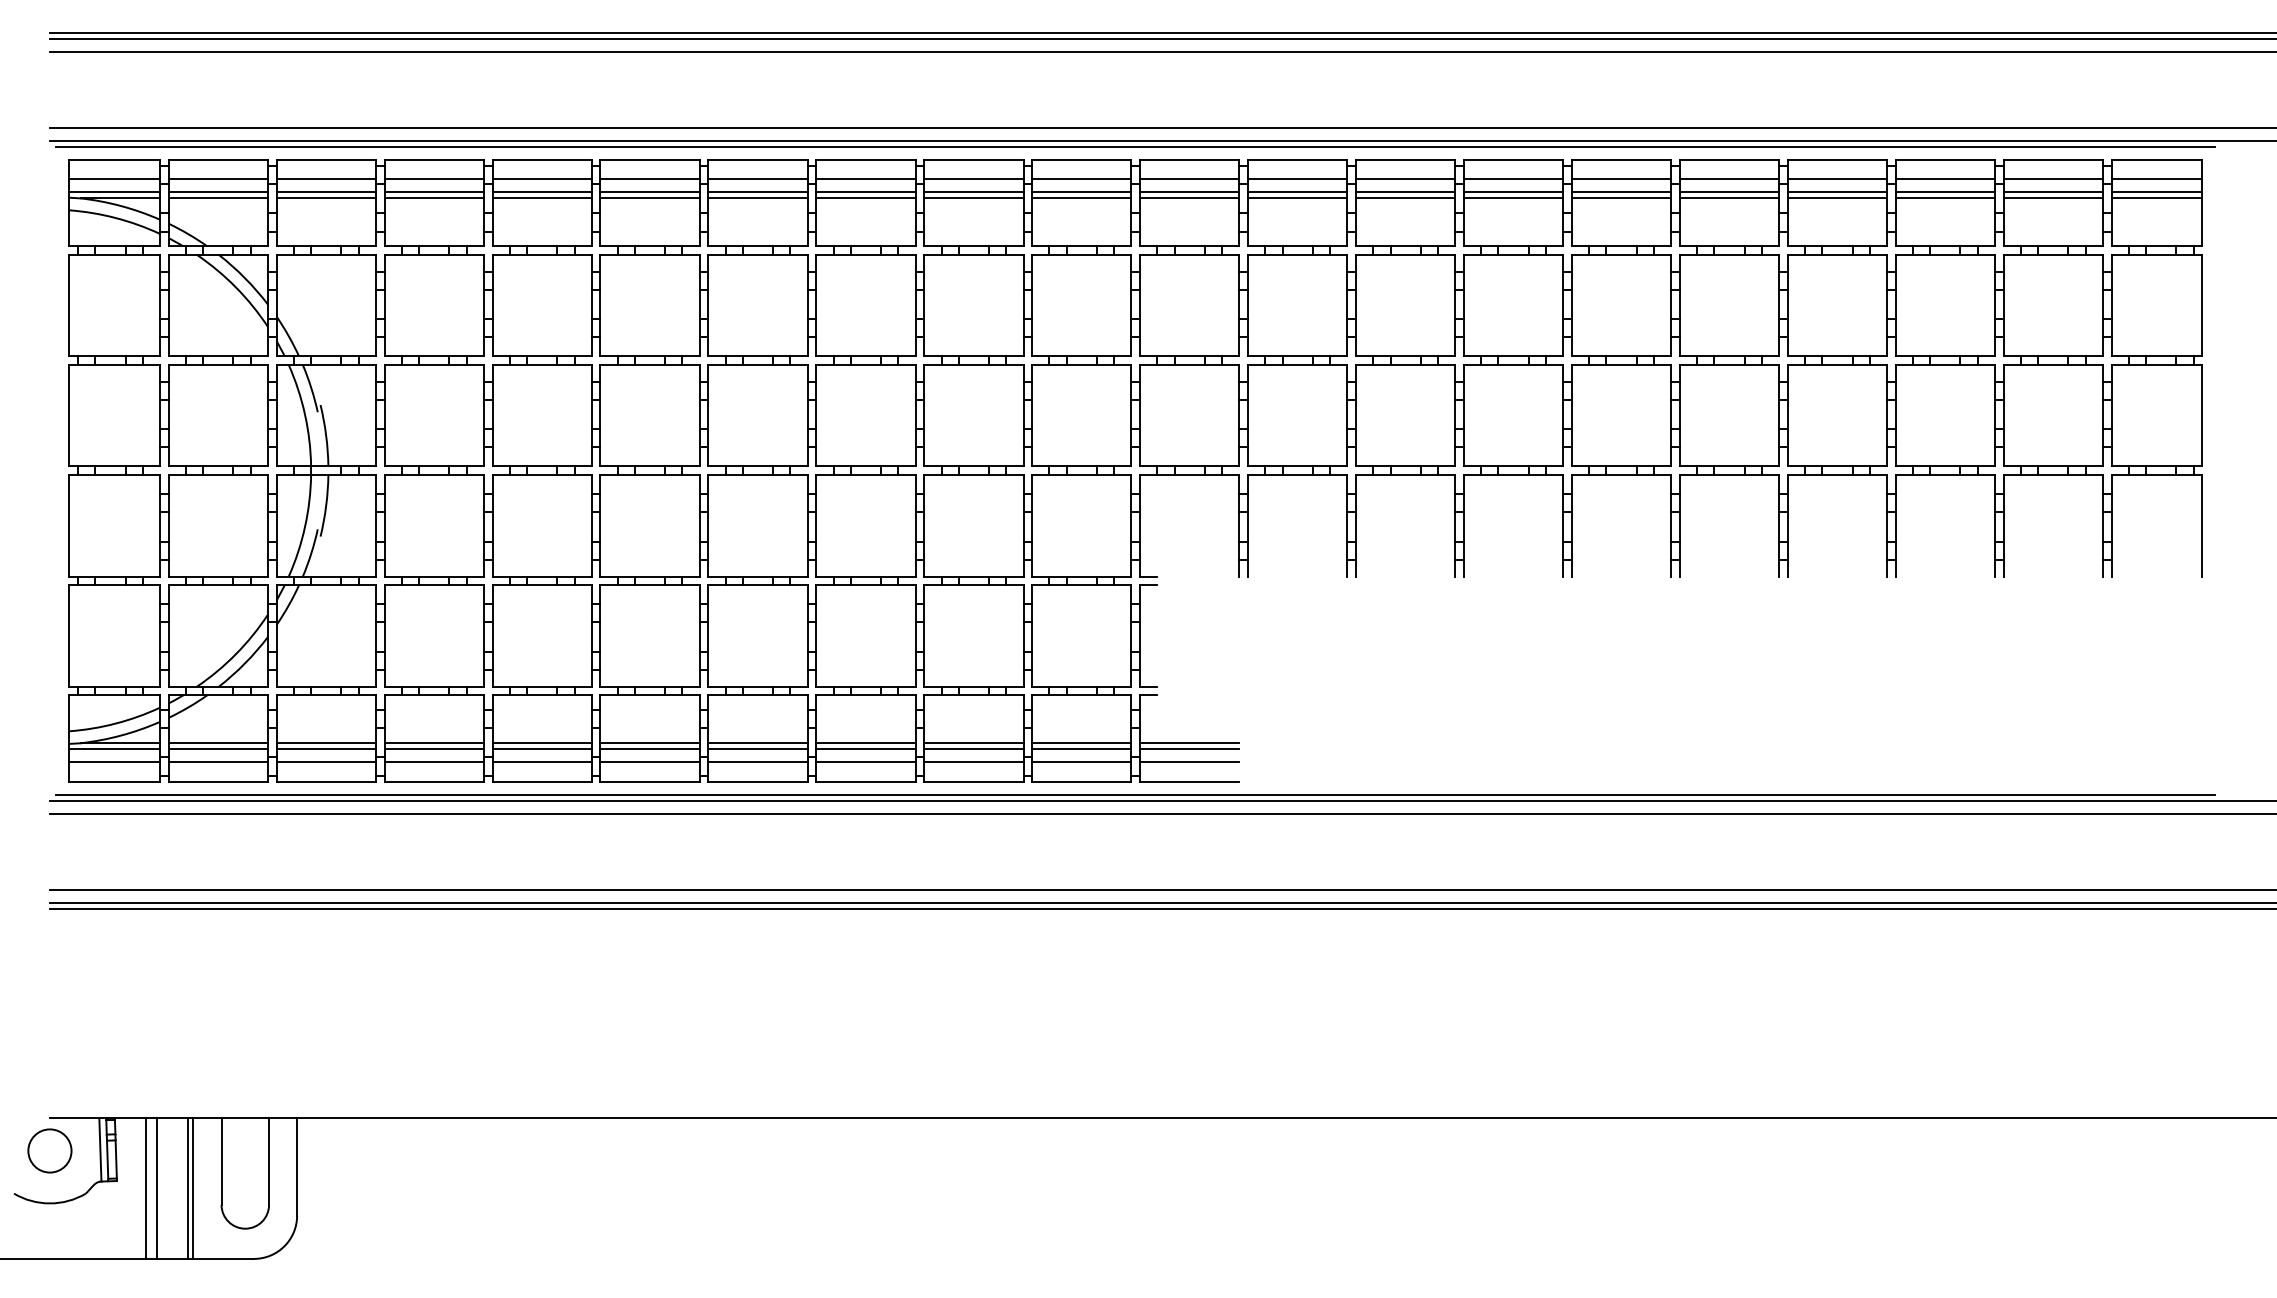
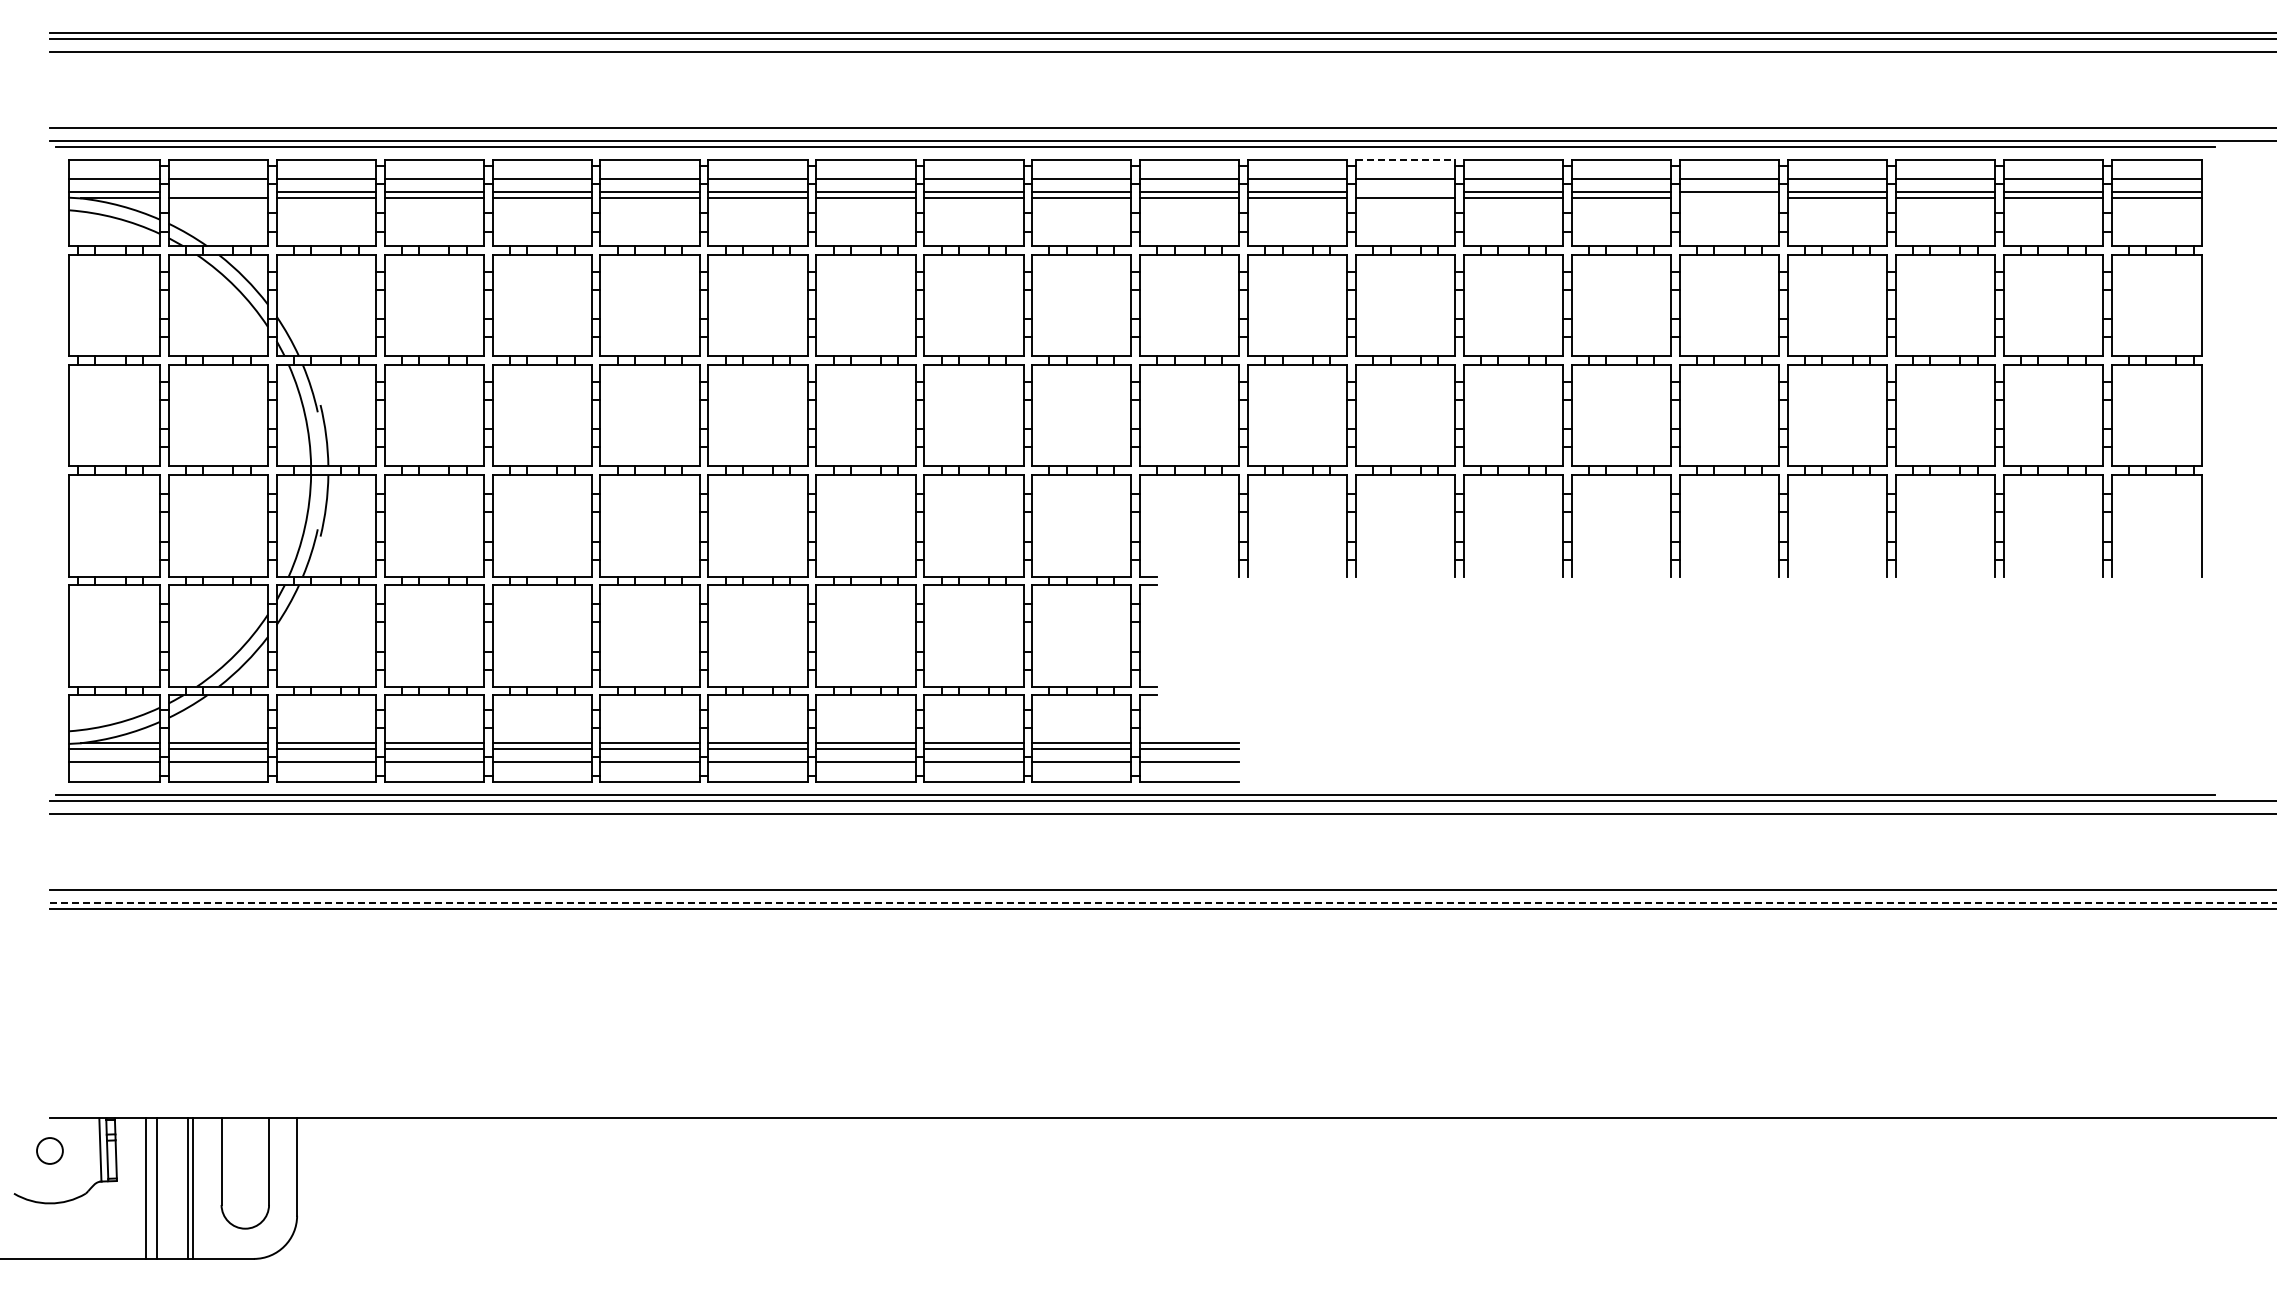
line: solid -> dashed (1405, 159)
line: present -> none (217, 192)
line: present -> none (1405, 192)
line: present -> none (1729, 198)
line: solid -> dashed (1163, 902)
circle size: 46x46 px -> 28x28 px (49, 1150)
